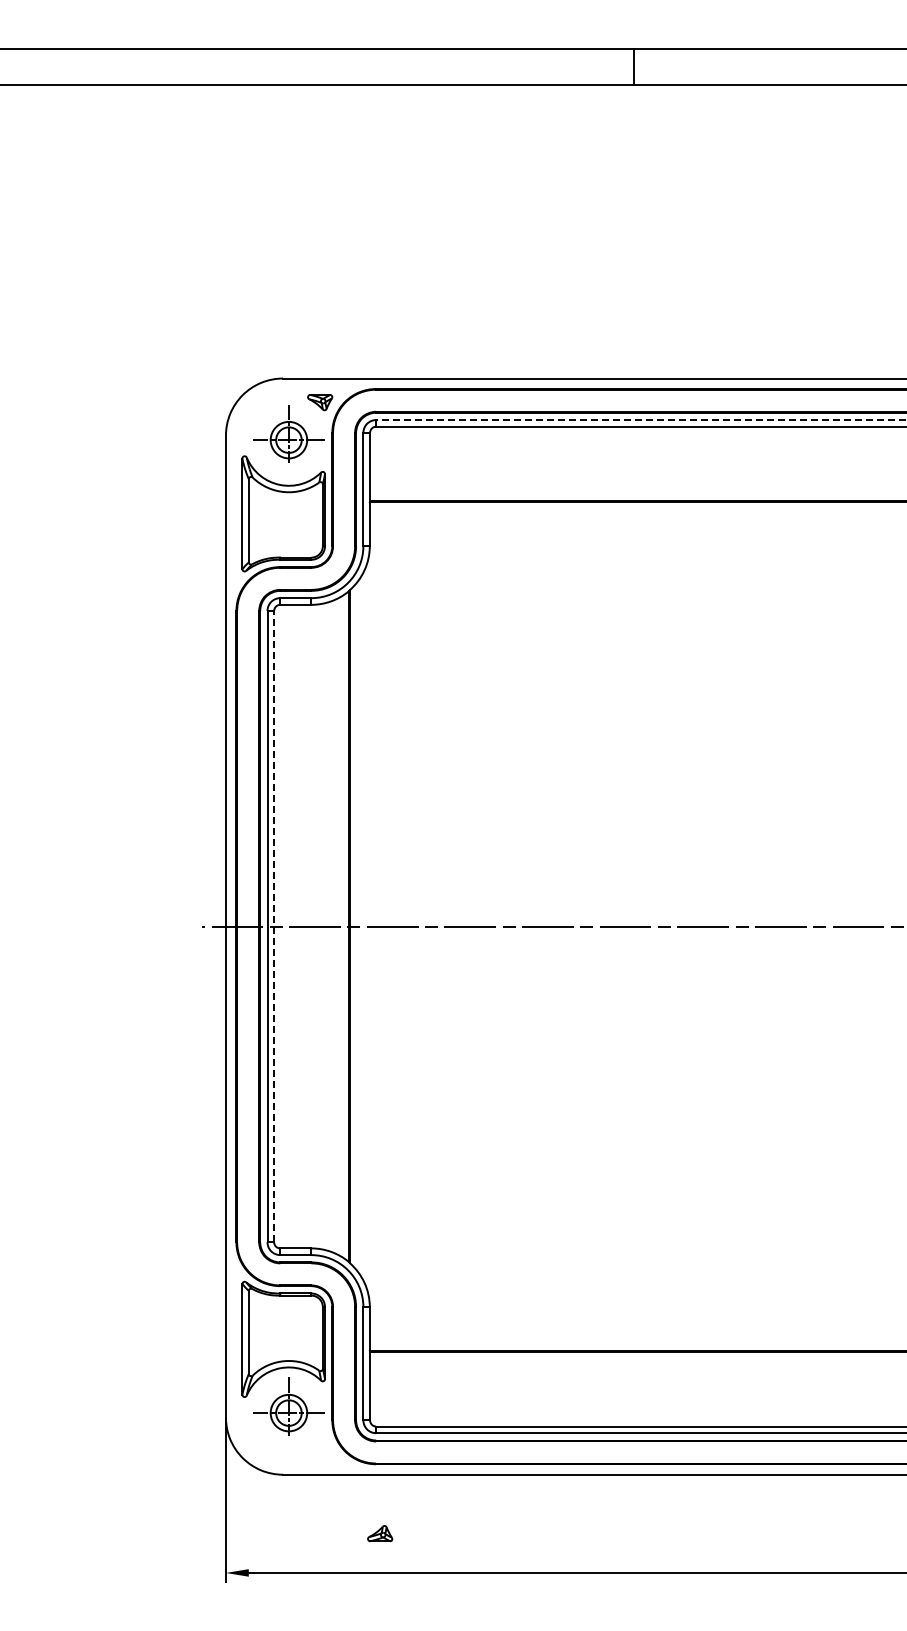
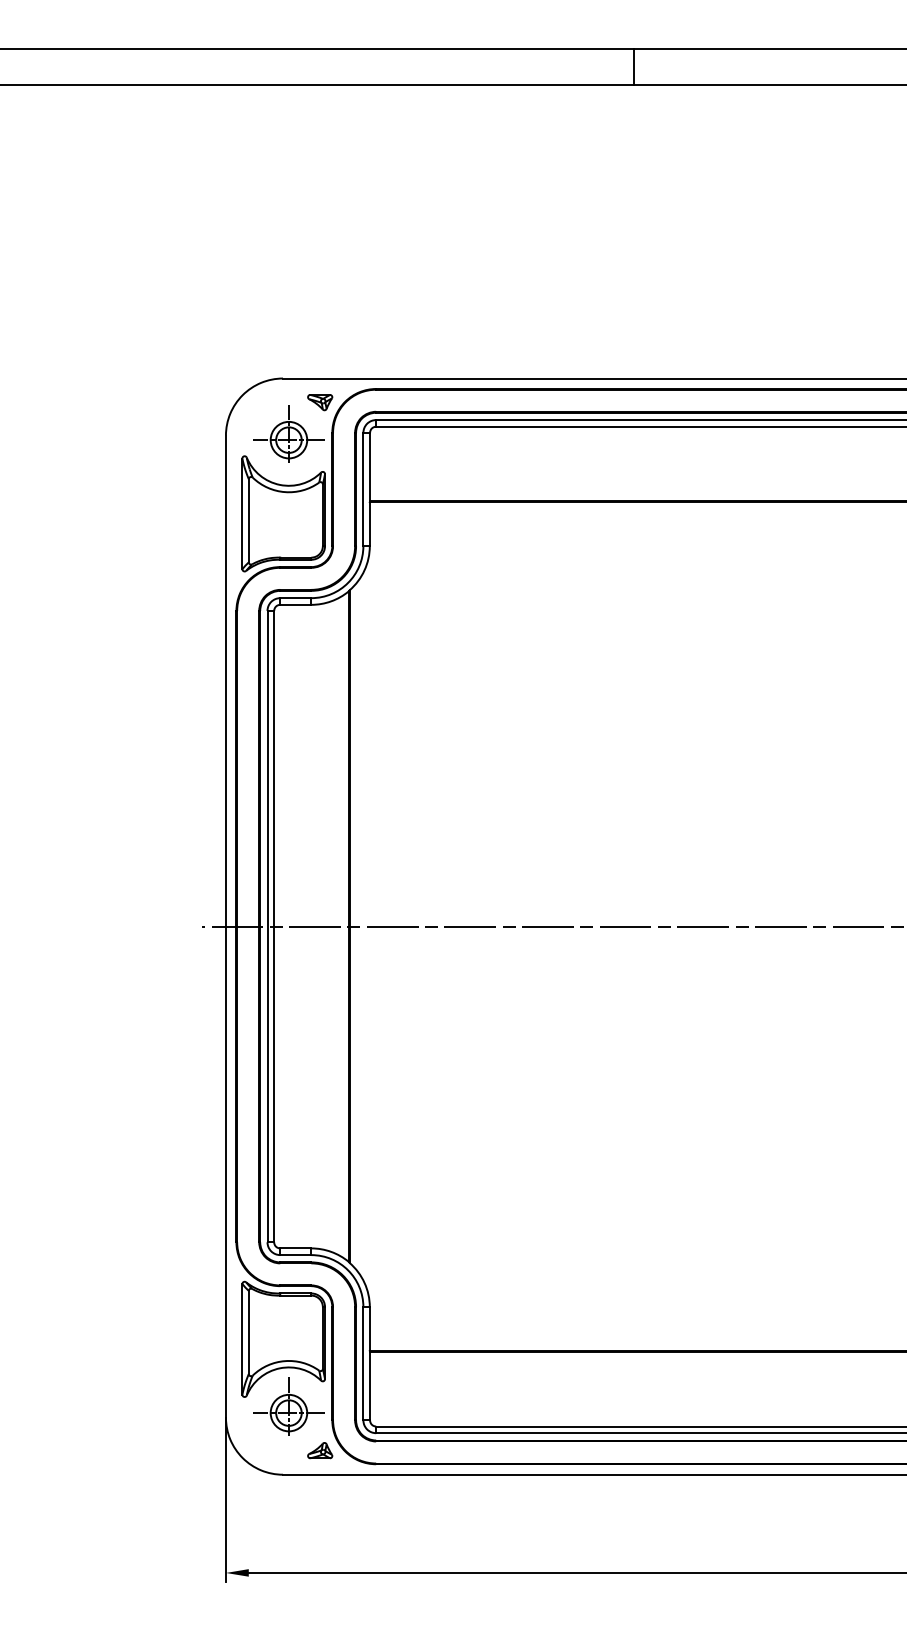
line: dashed -> solid (641, 420)
line: dashed -> solid (274, 926)
part position: (380, 1533) -> (320, 1450) (320, 1450)
